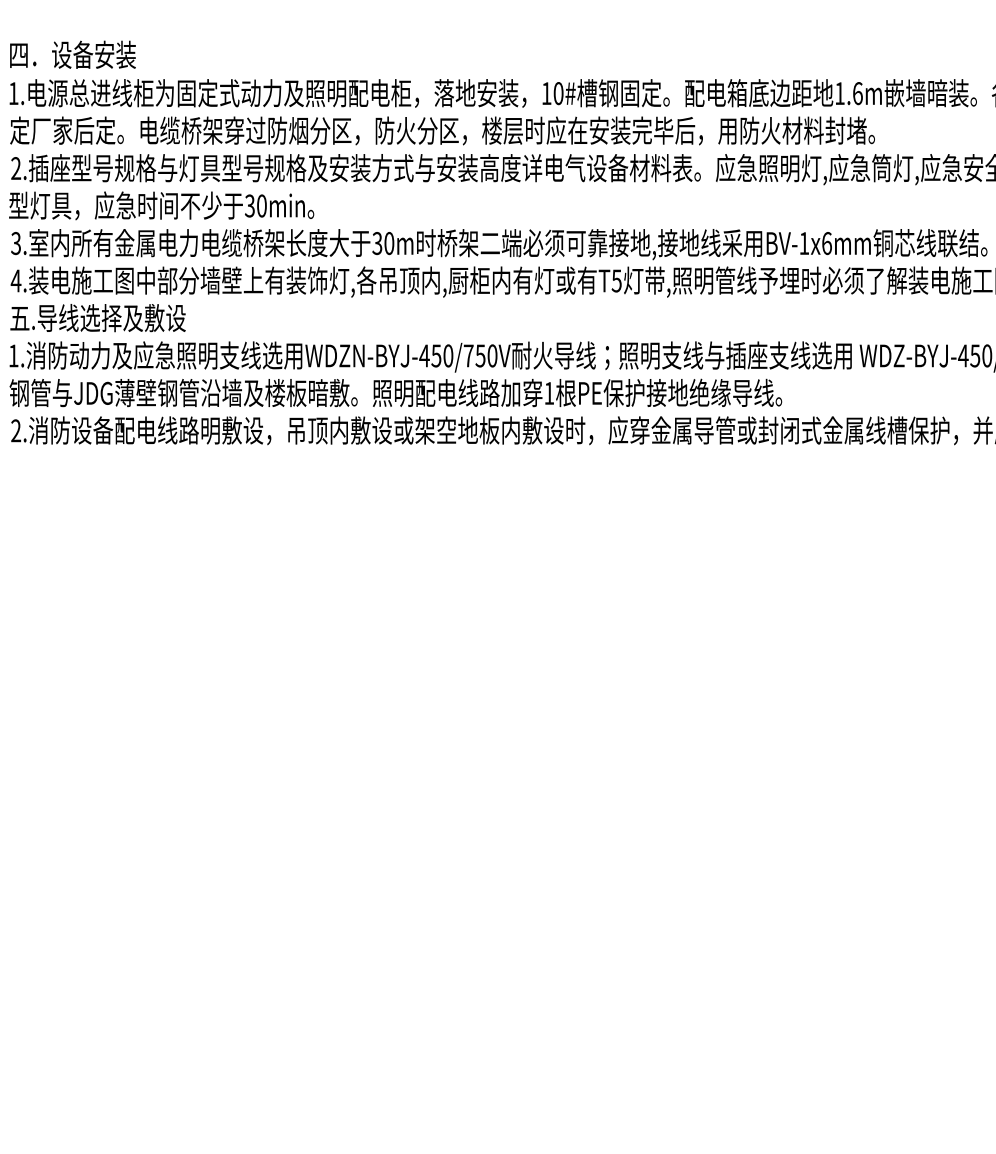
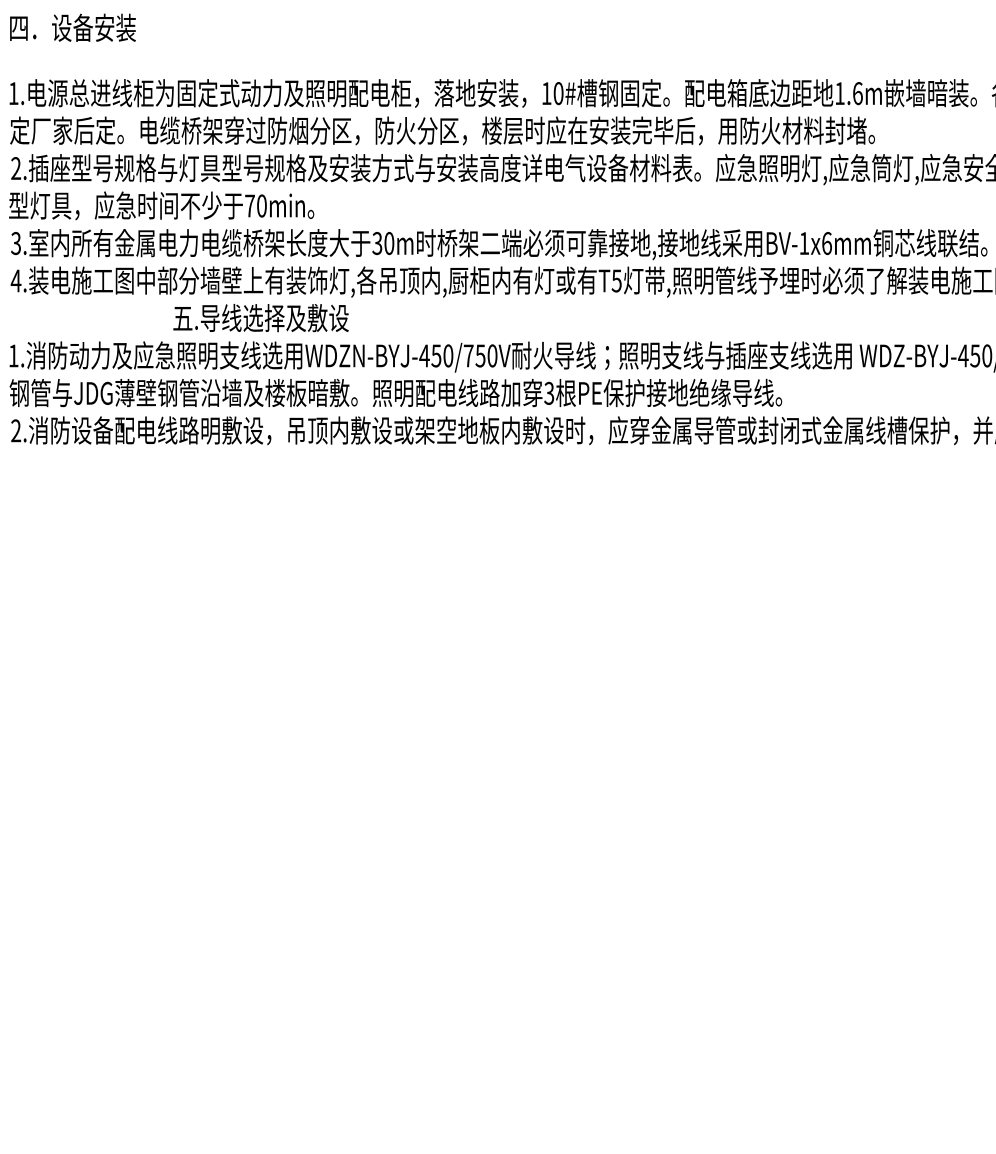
text position: (72, 54) -> (72, 27) (72, 27)
text: 30min -> 70min (249, 205)
text position: (97, 318) -> (260, 318) (260, 318)
text: 1 -> 3 (549, 392)
